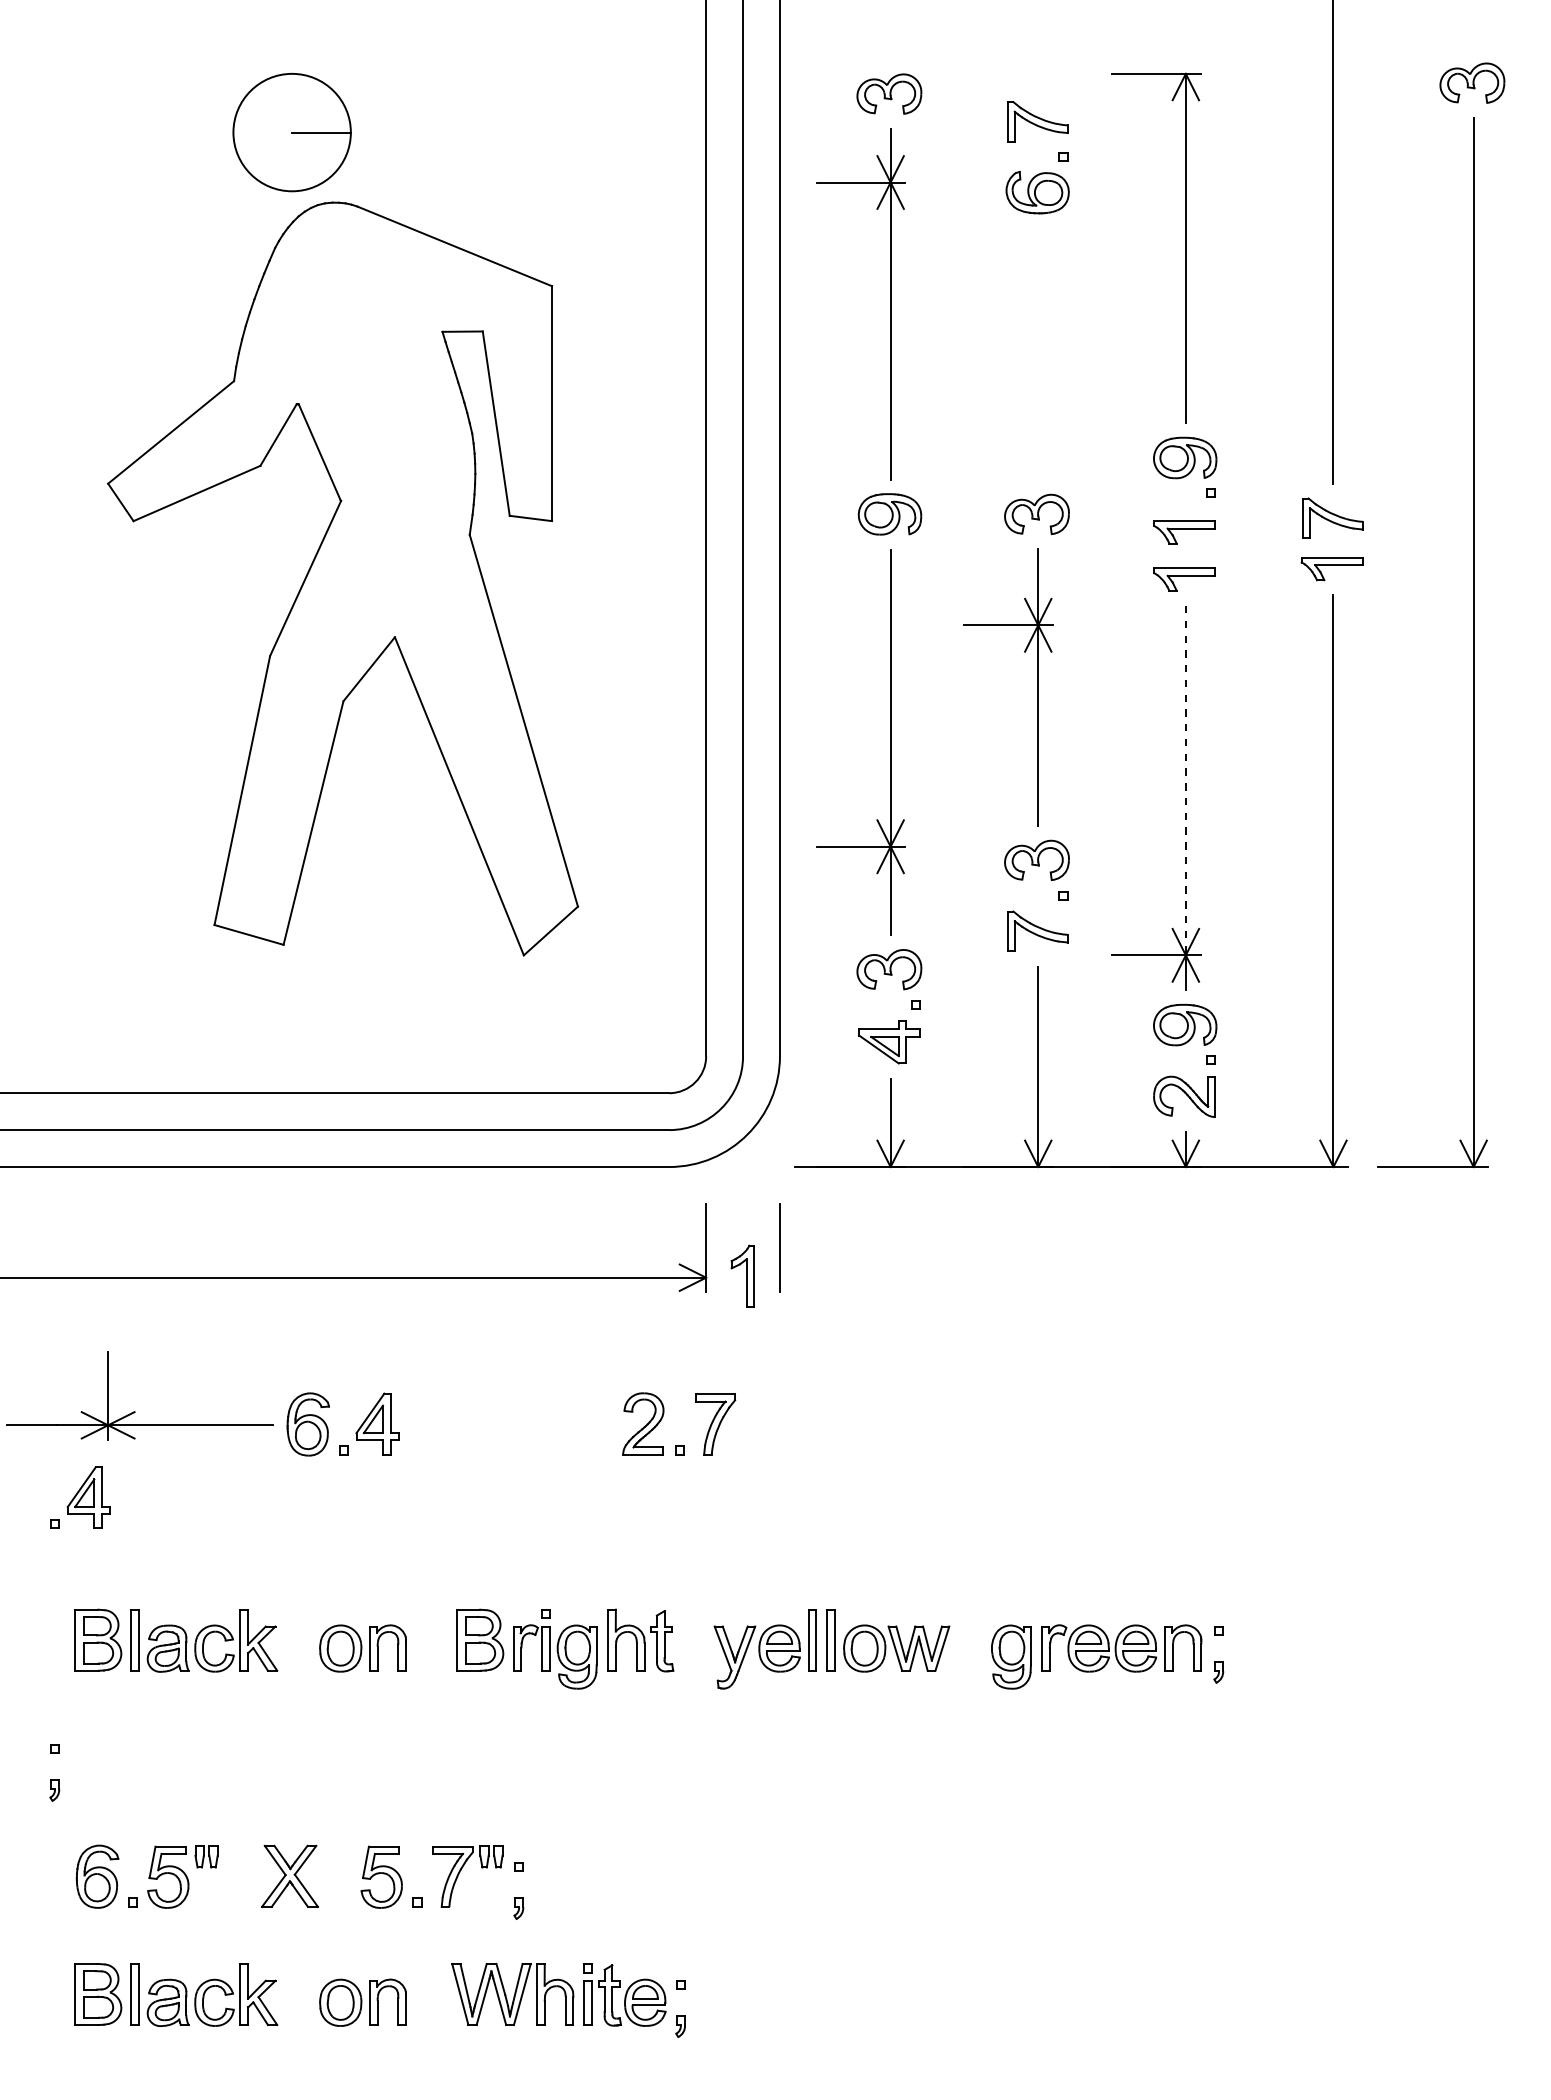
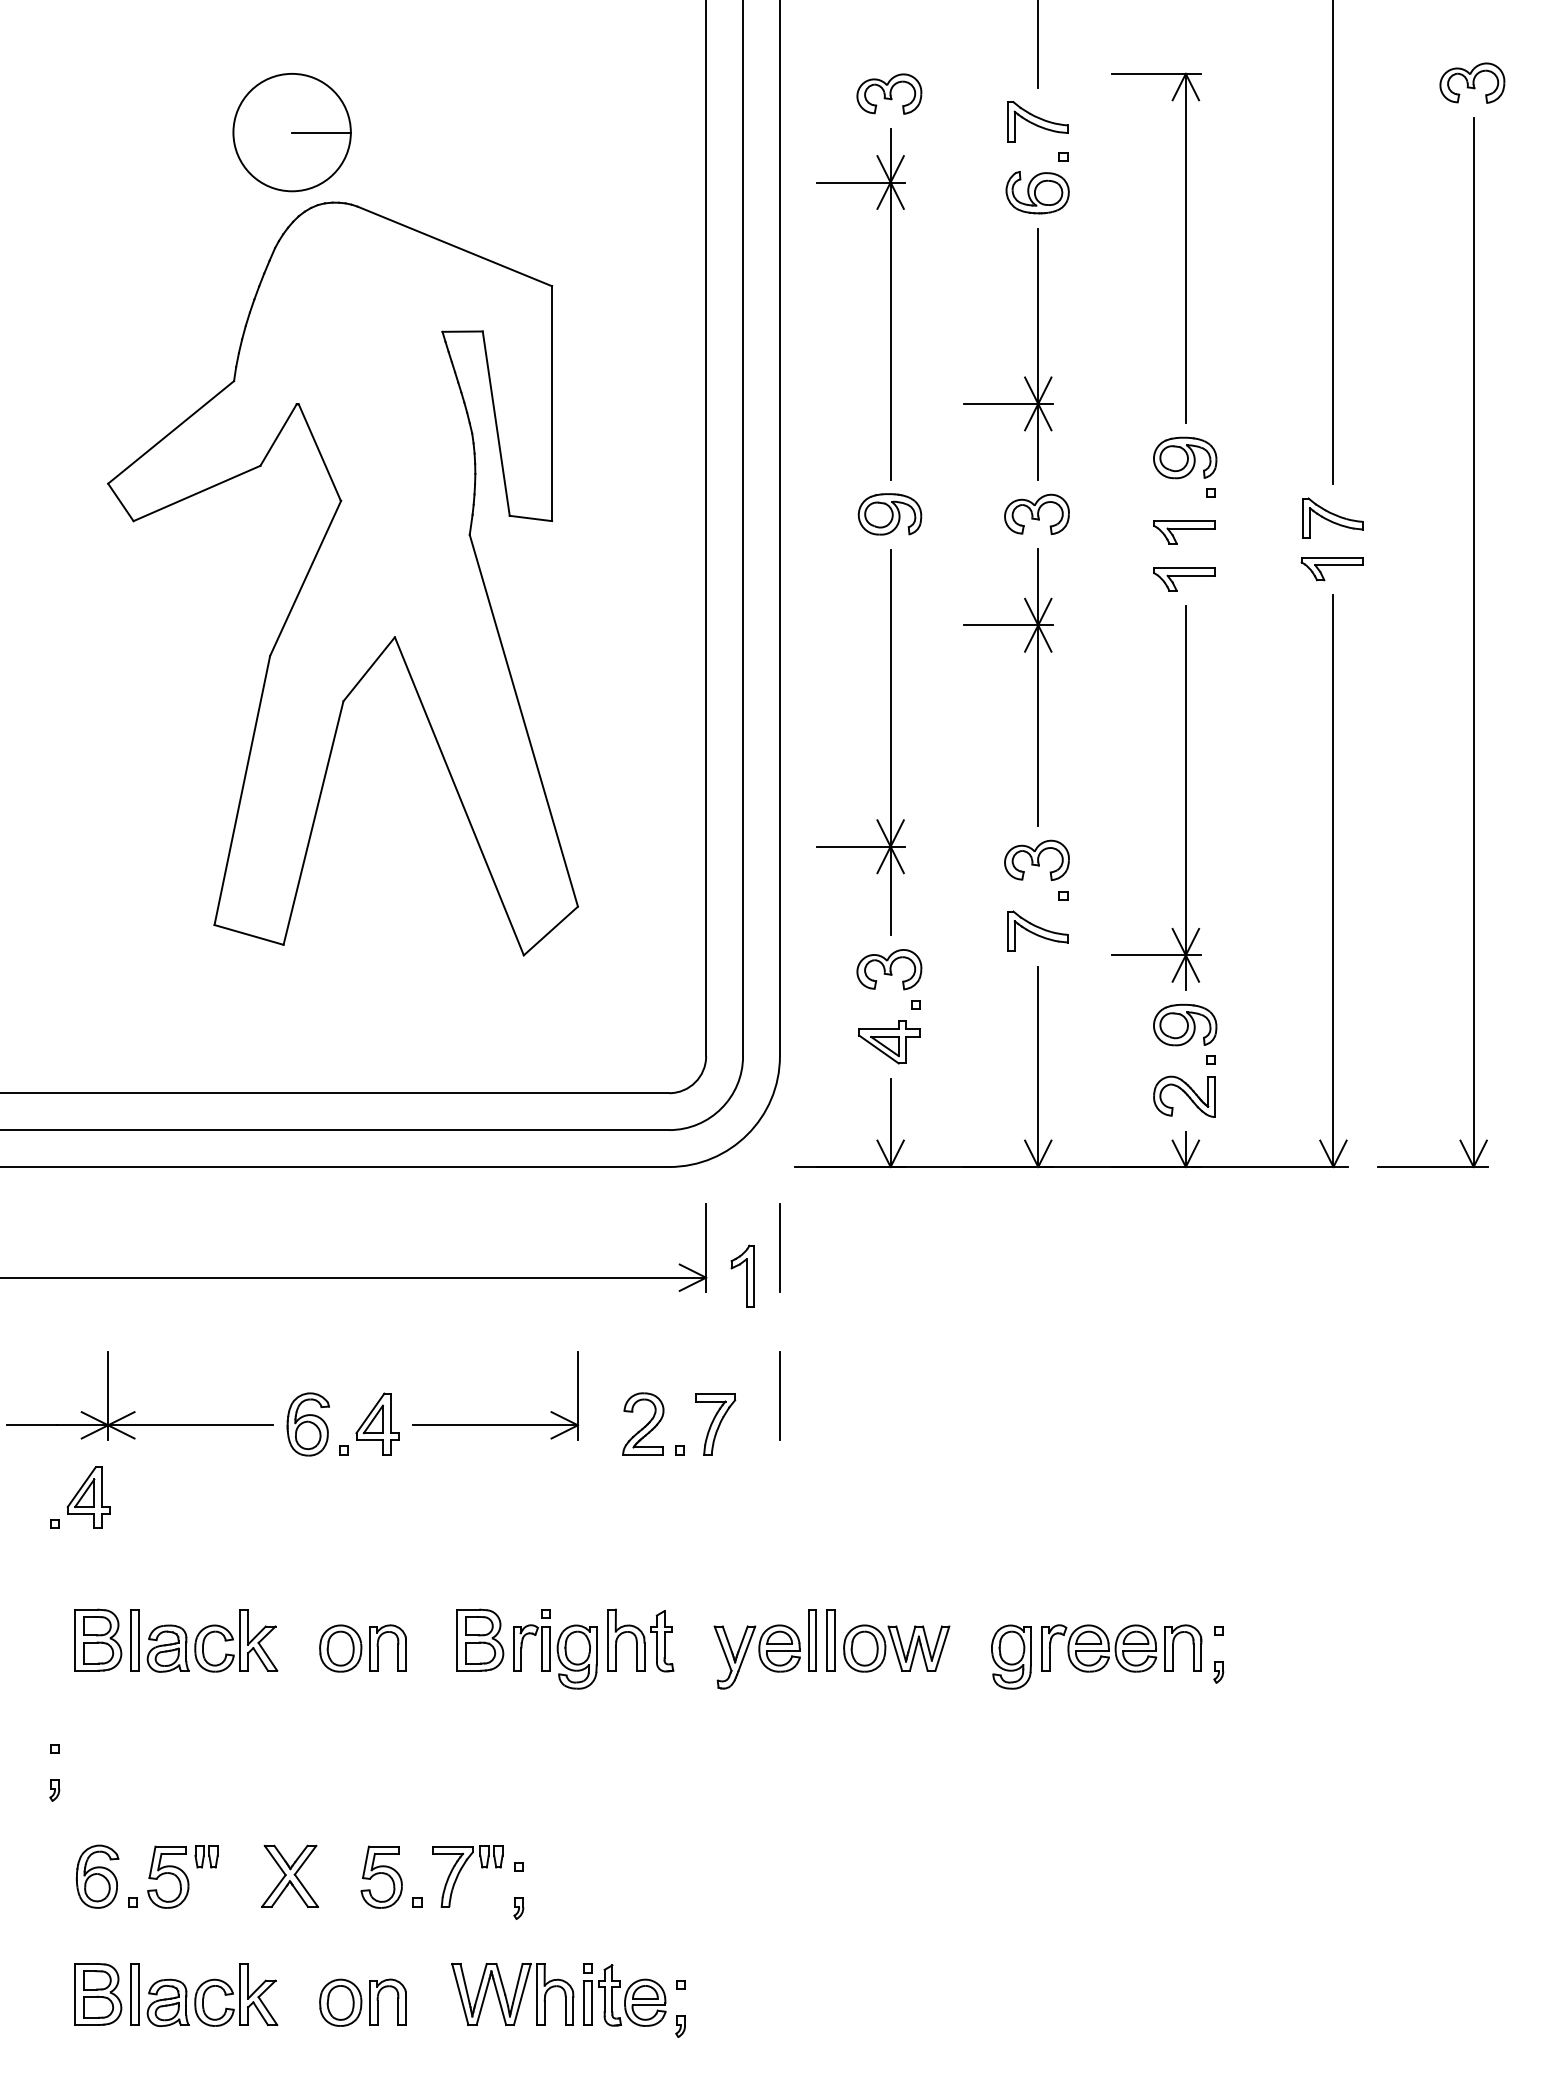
line: none -> present (1038, 44)
part: none -> present (1024, 376)
line: dashed -> solid (1185, 780)
line: none -> present (779, 1395)
part: none -> present (495, 1424)
